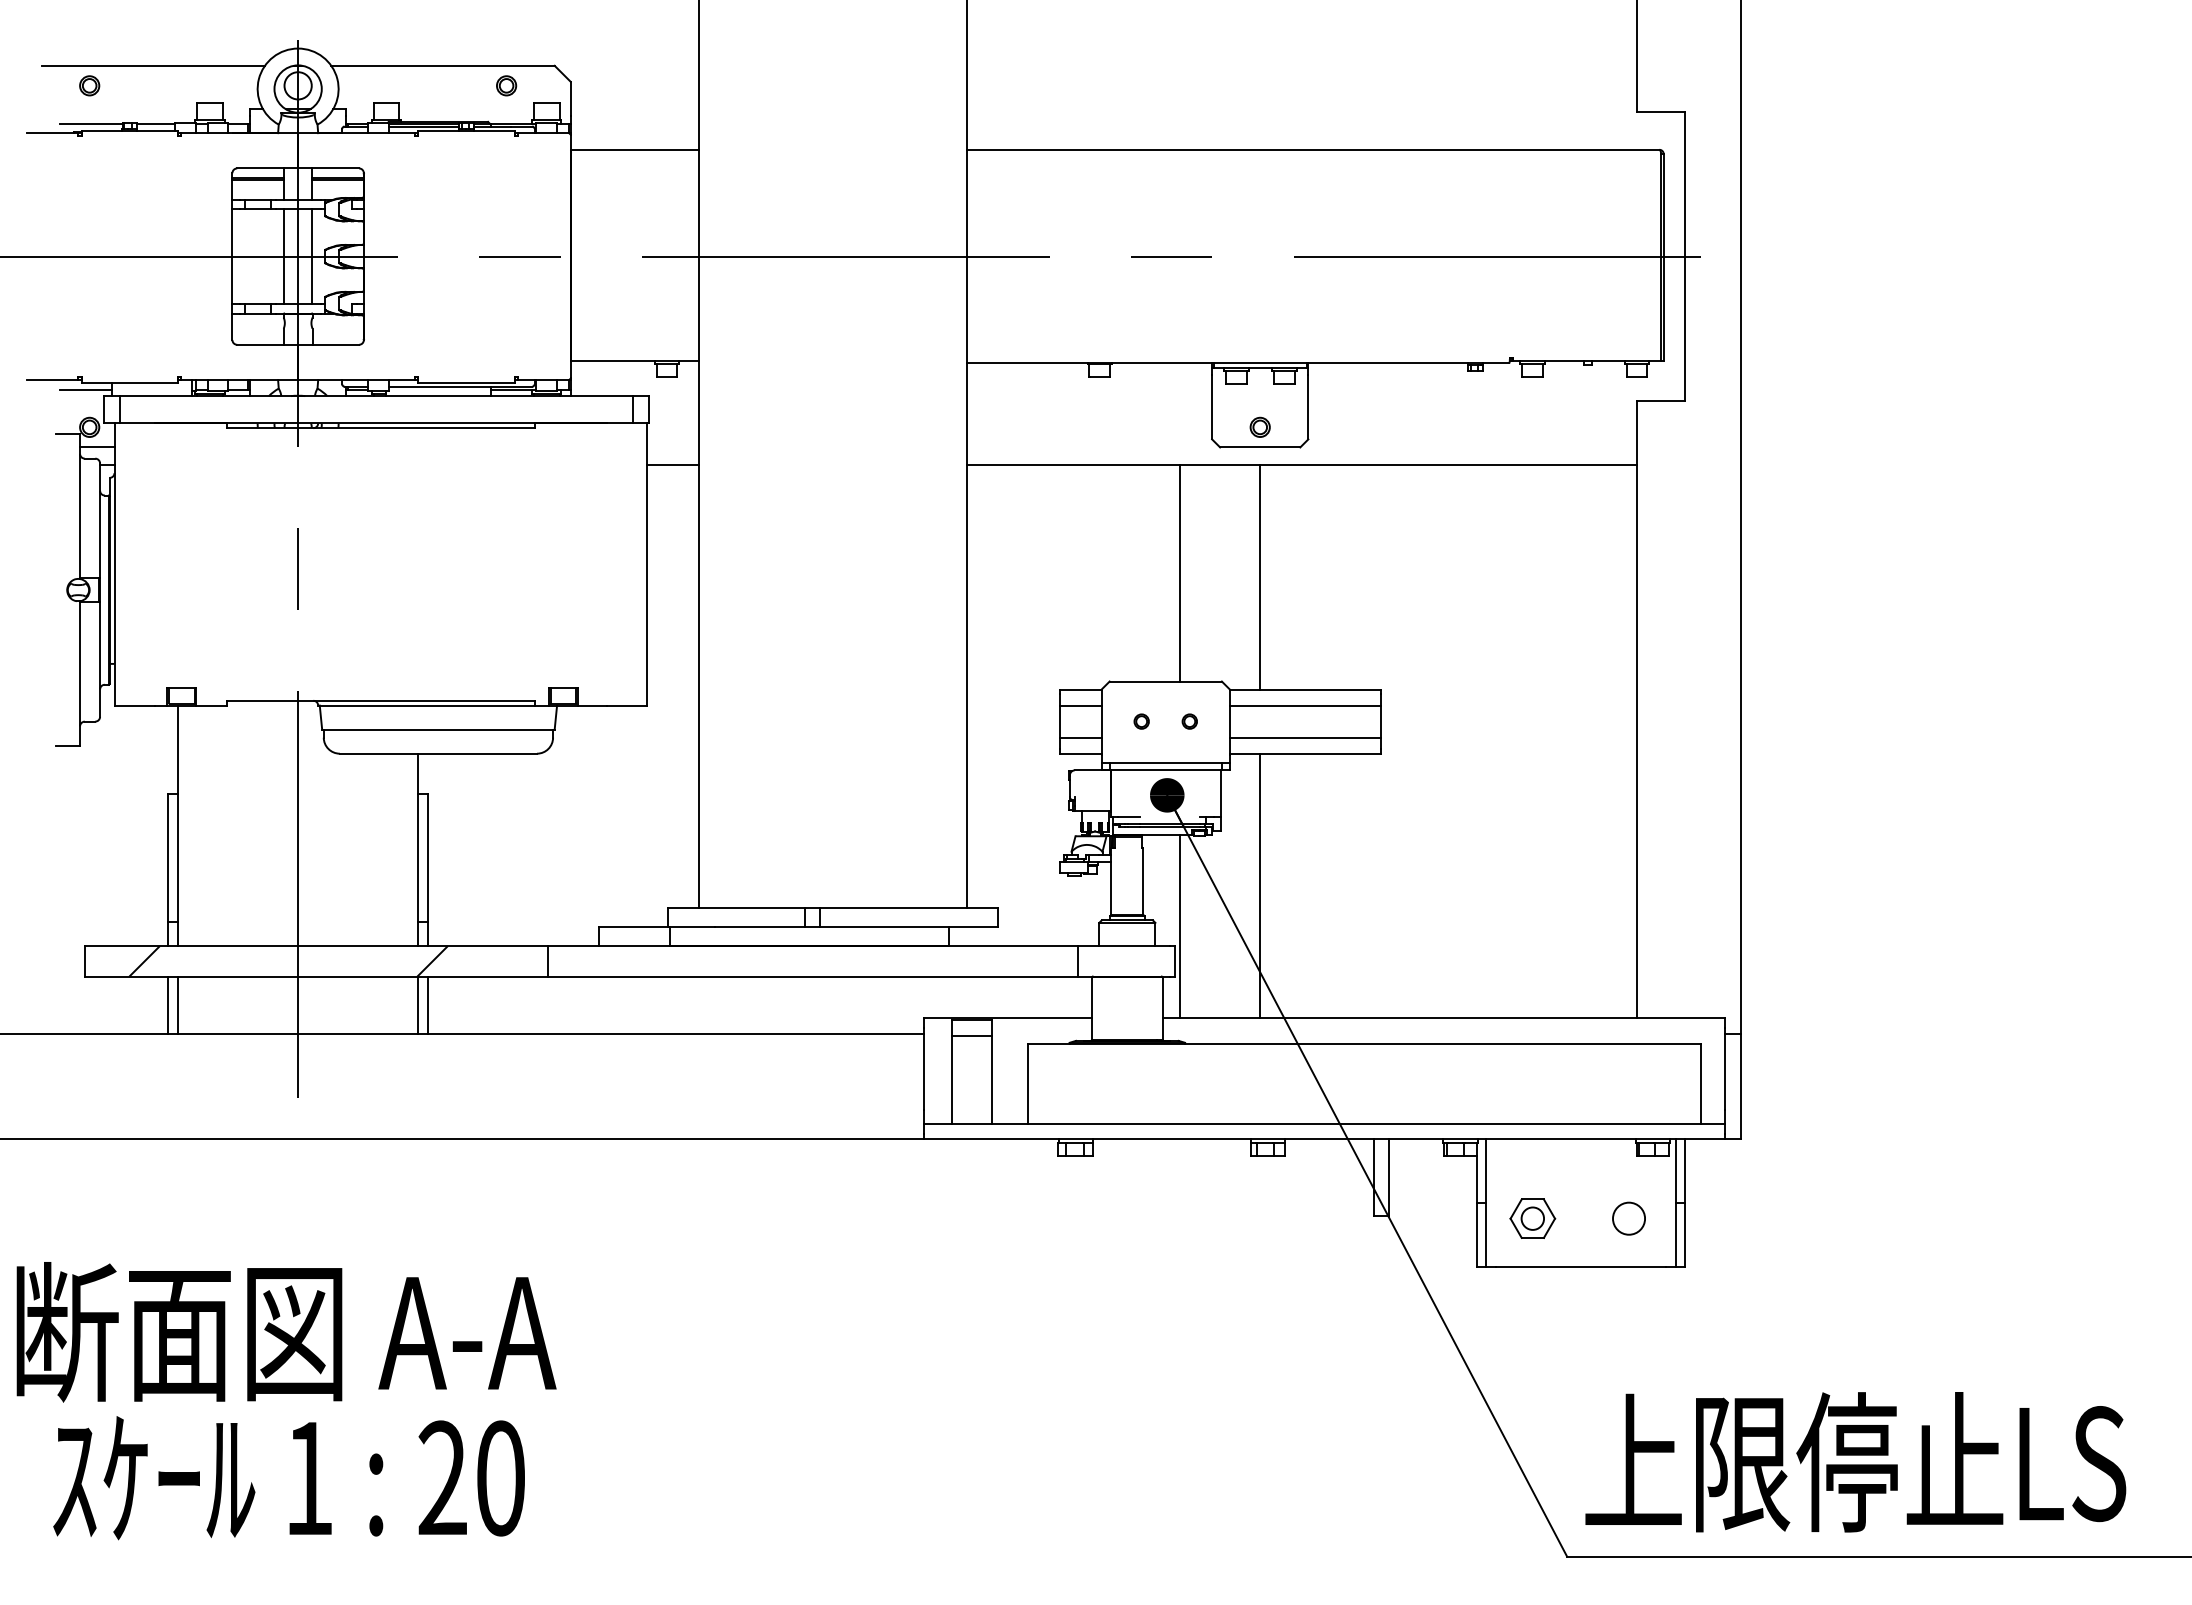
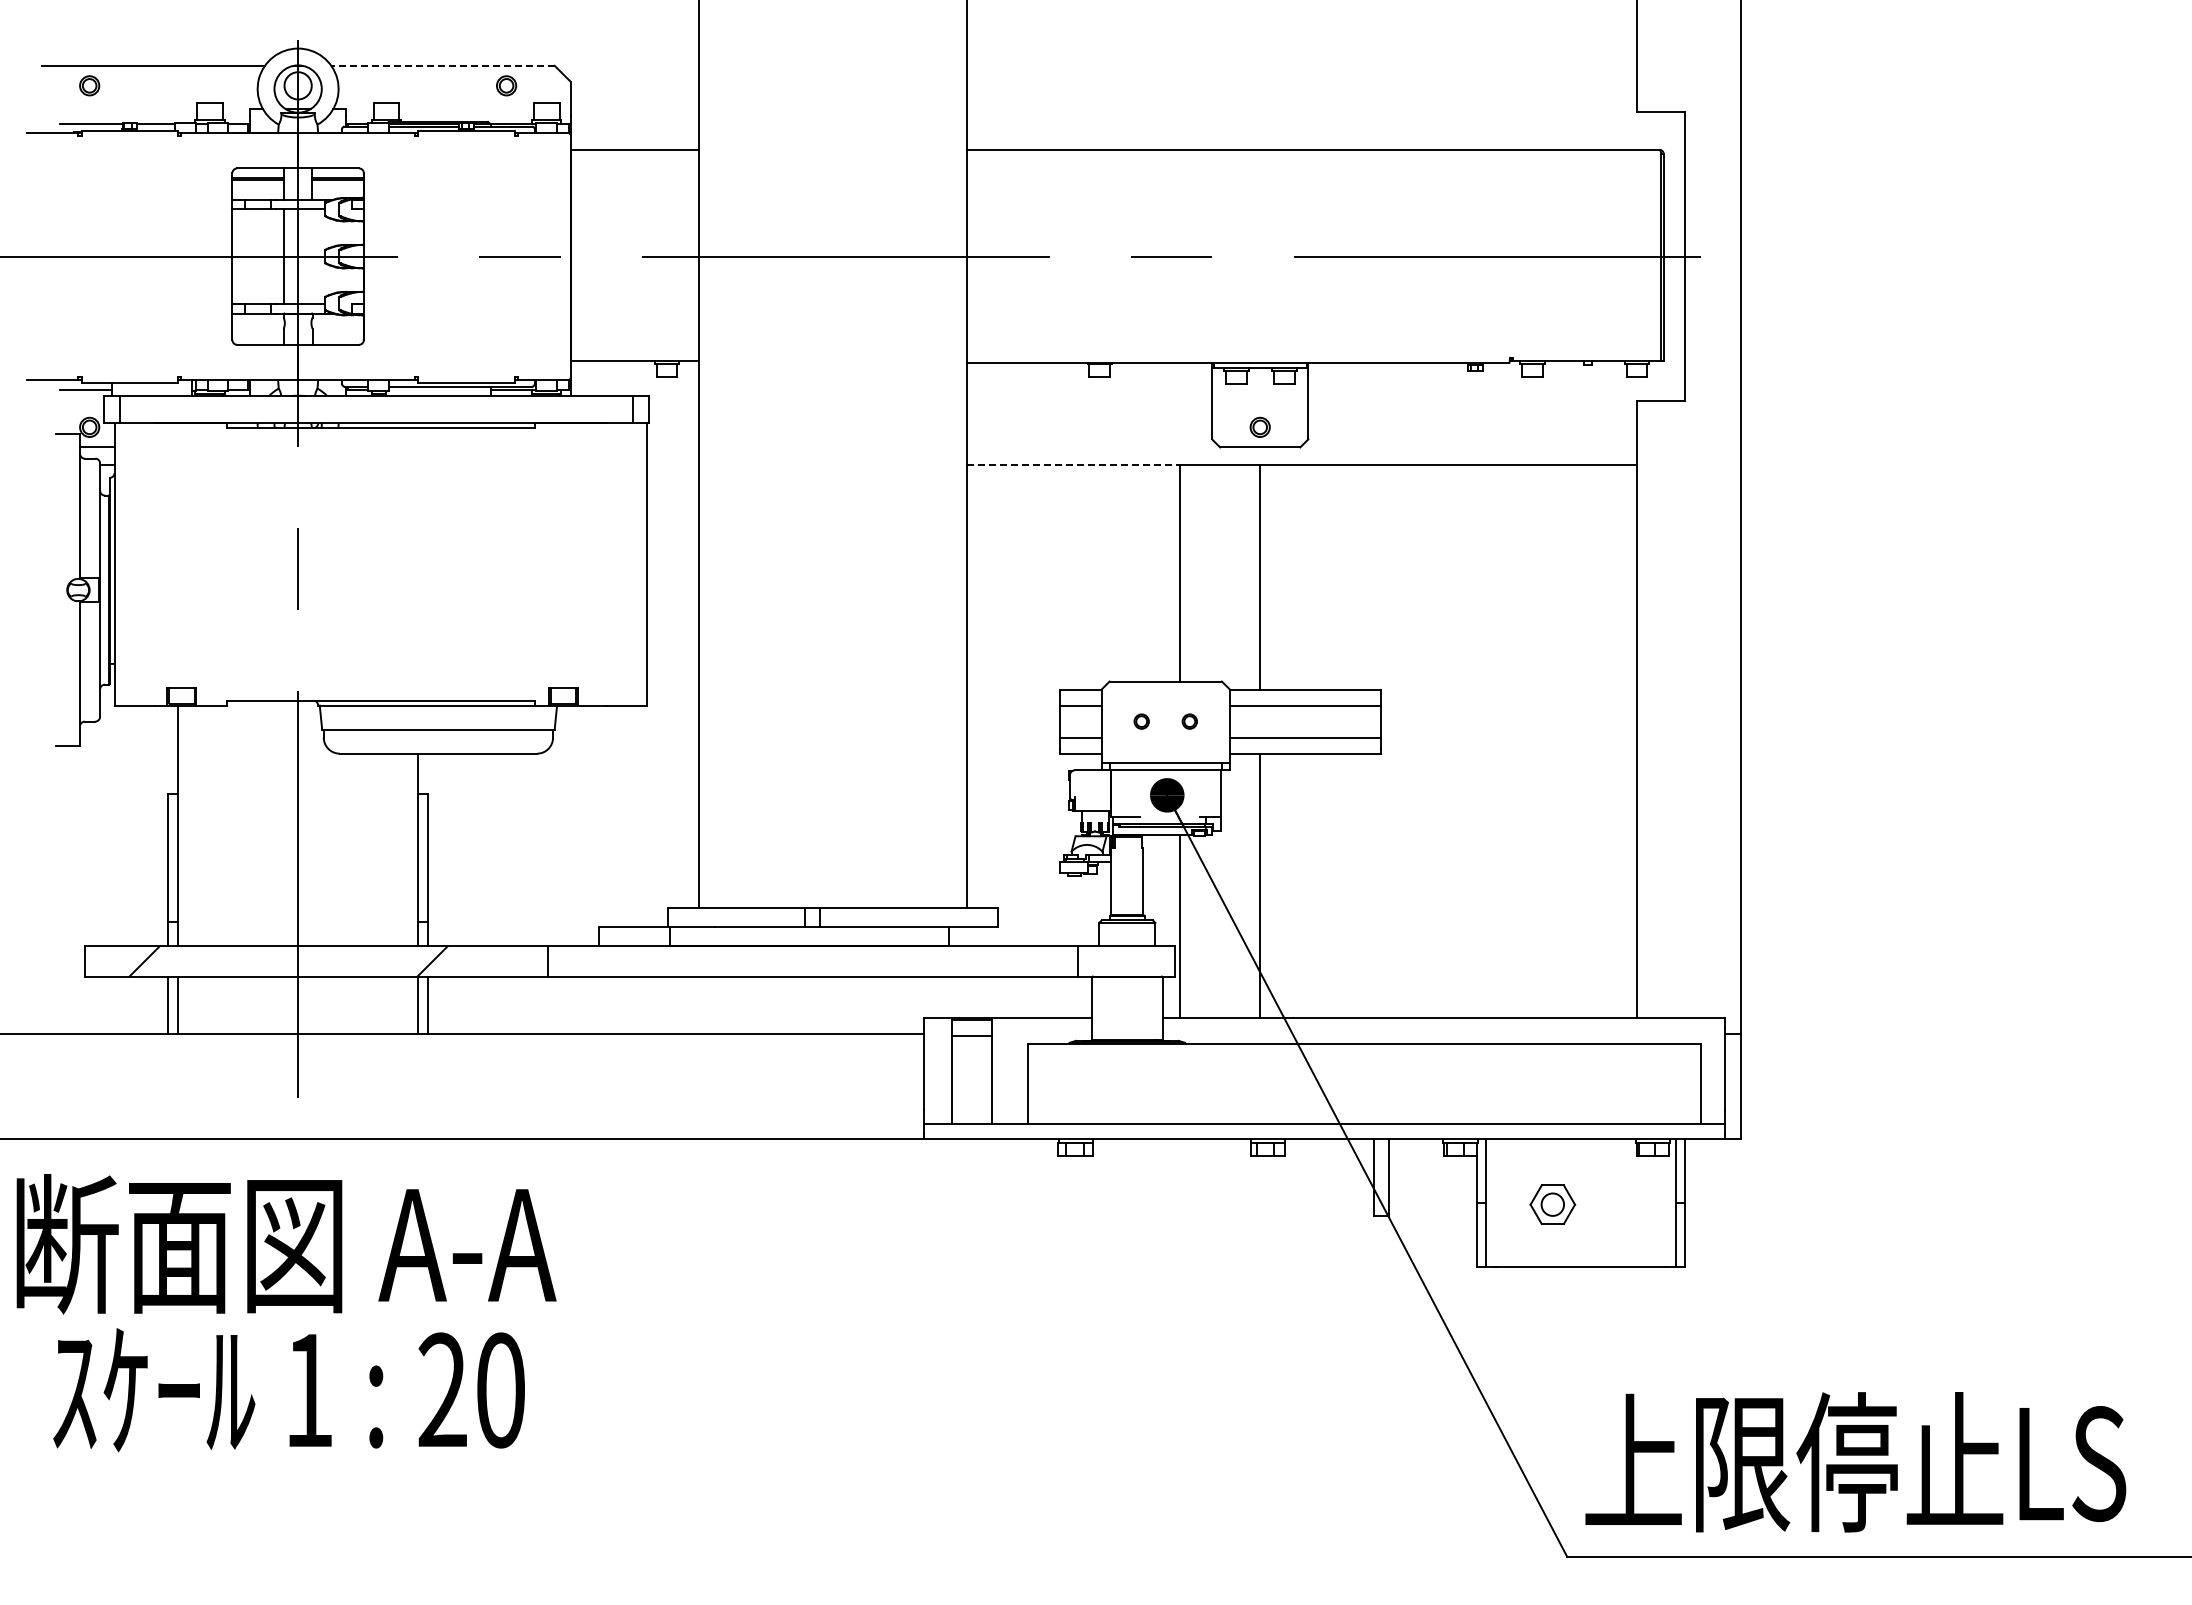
line: solid -> dashed (443, 65)
line: present -> none (312, 256)
line: present -> none (672, 465)
line: solid -> dashed (1073, 465)
part position: (1532, 1218) -> (1552, 1204) (1552, 1204)
circle: present -> none (1628, 1218)
text position: (286, 1401) -> (286, 1313) (286, 1313)
